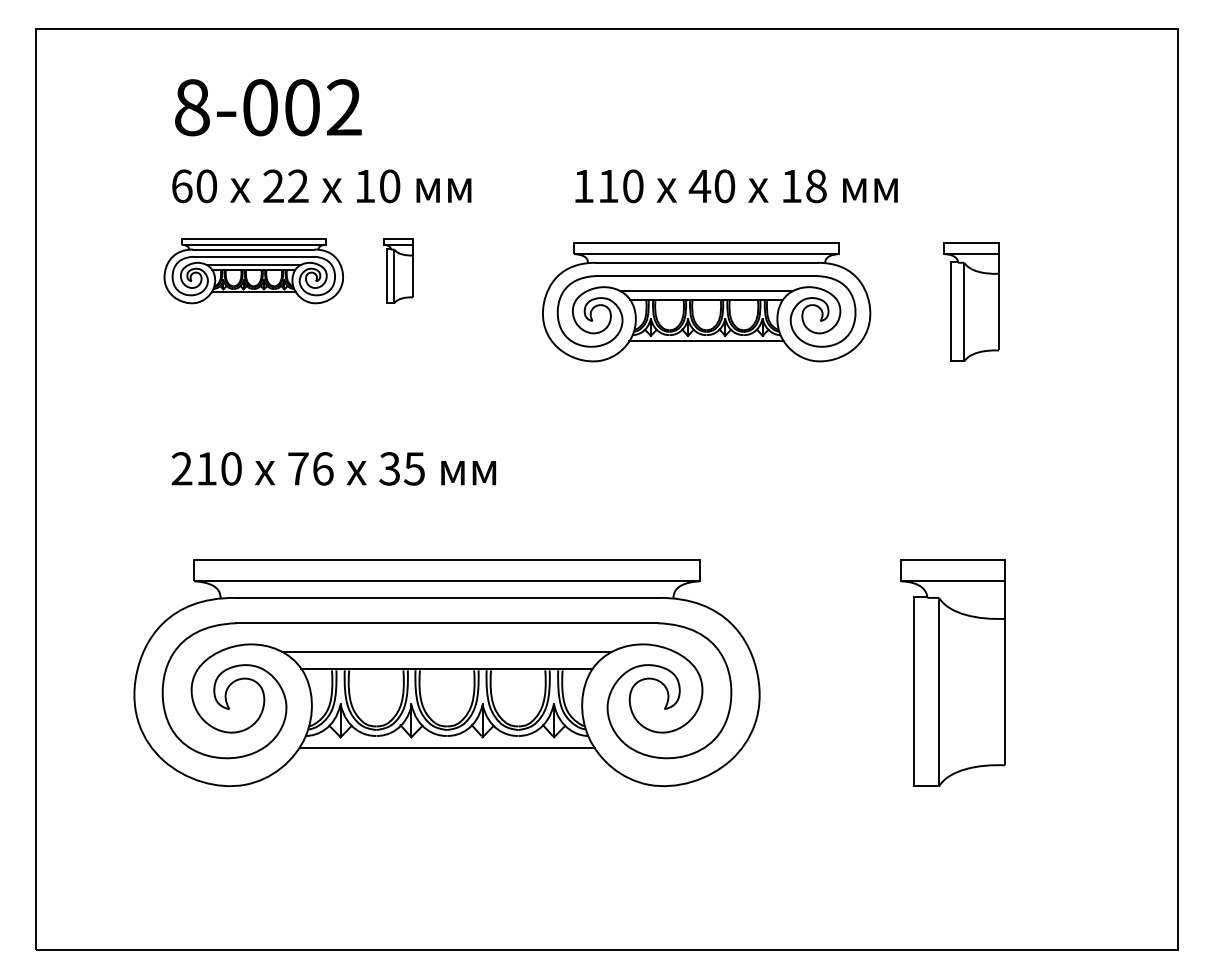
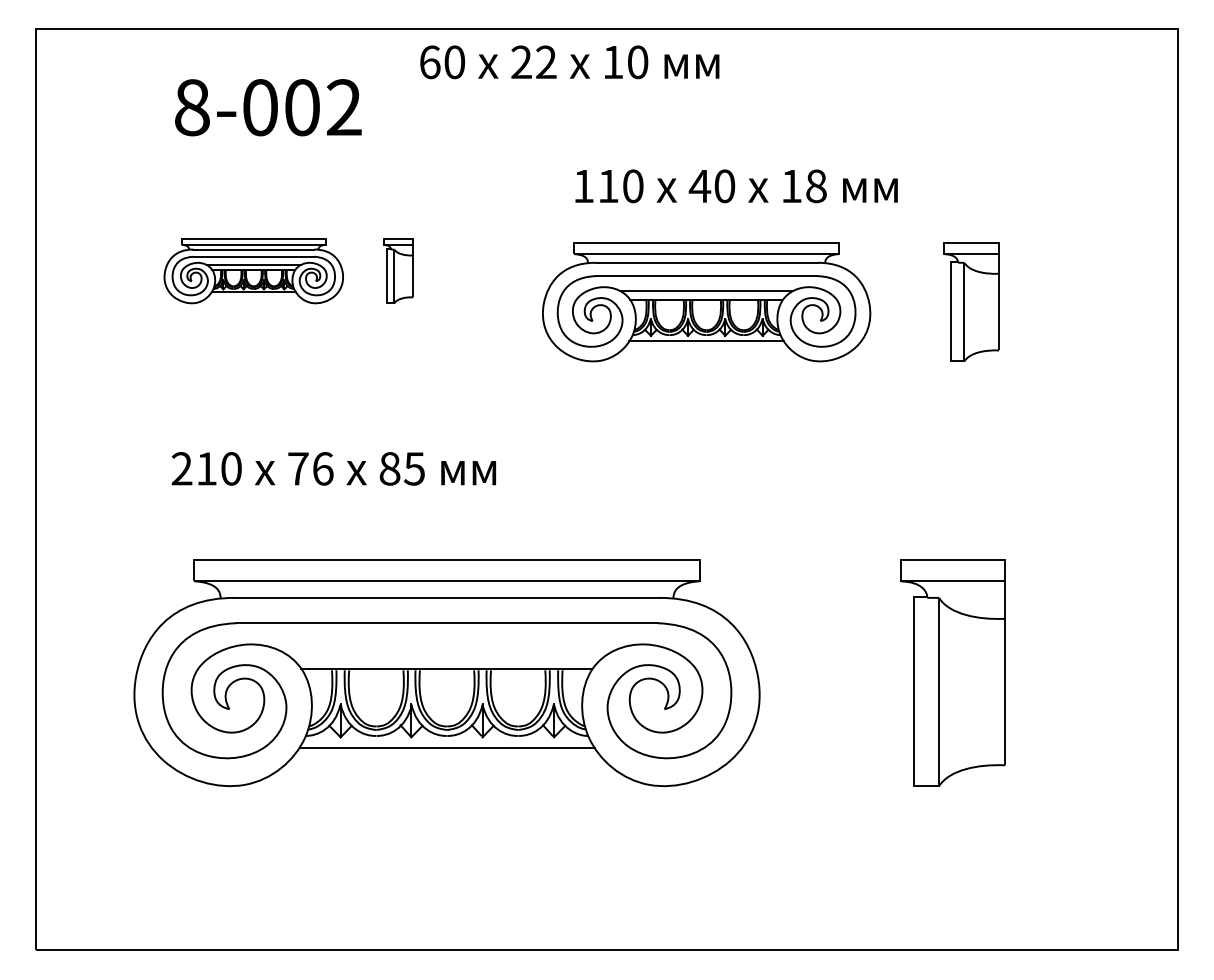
text position: (321, 186) -> (569, 62) (569, 62)
text: 35 -> 85 (389, 468)
line: present -> none (446, 651)
